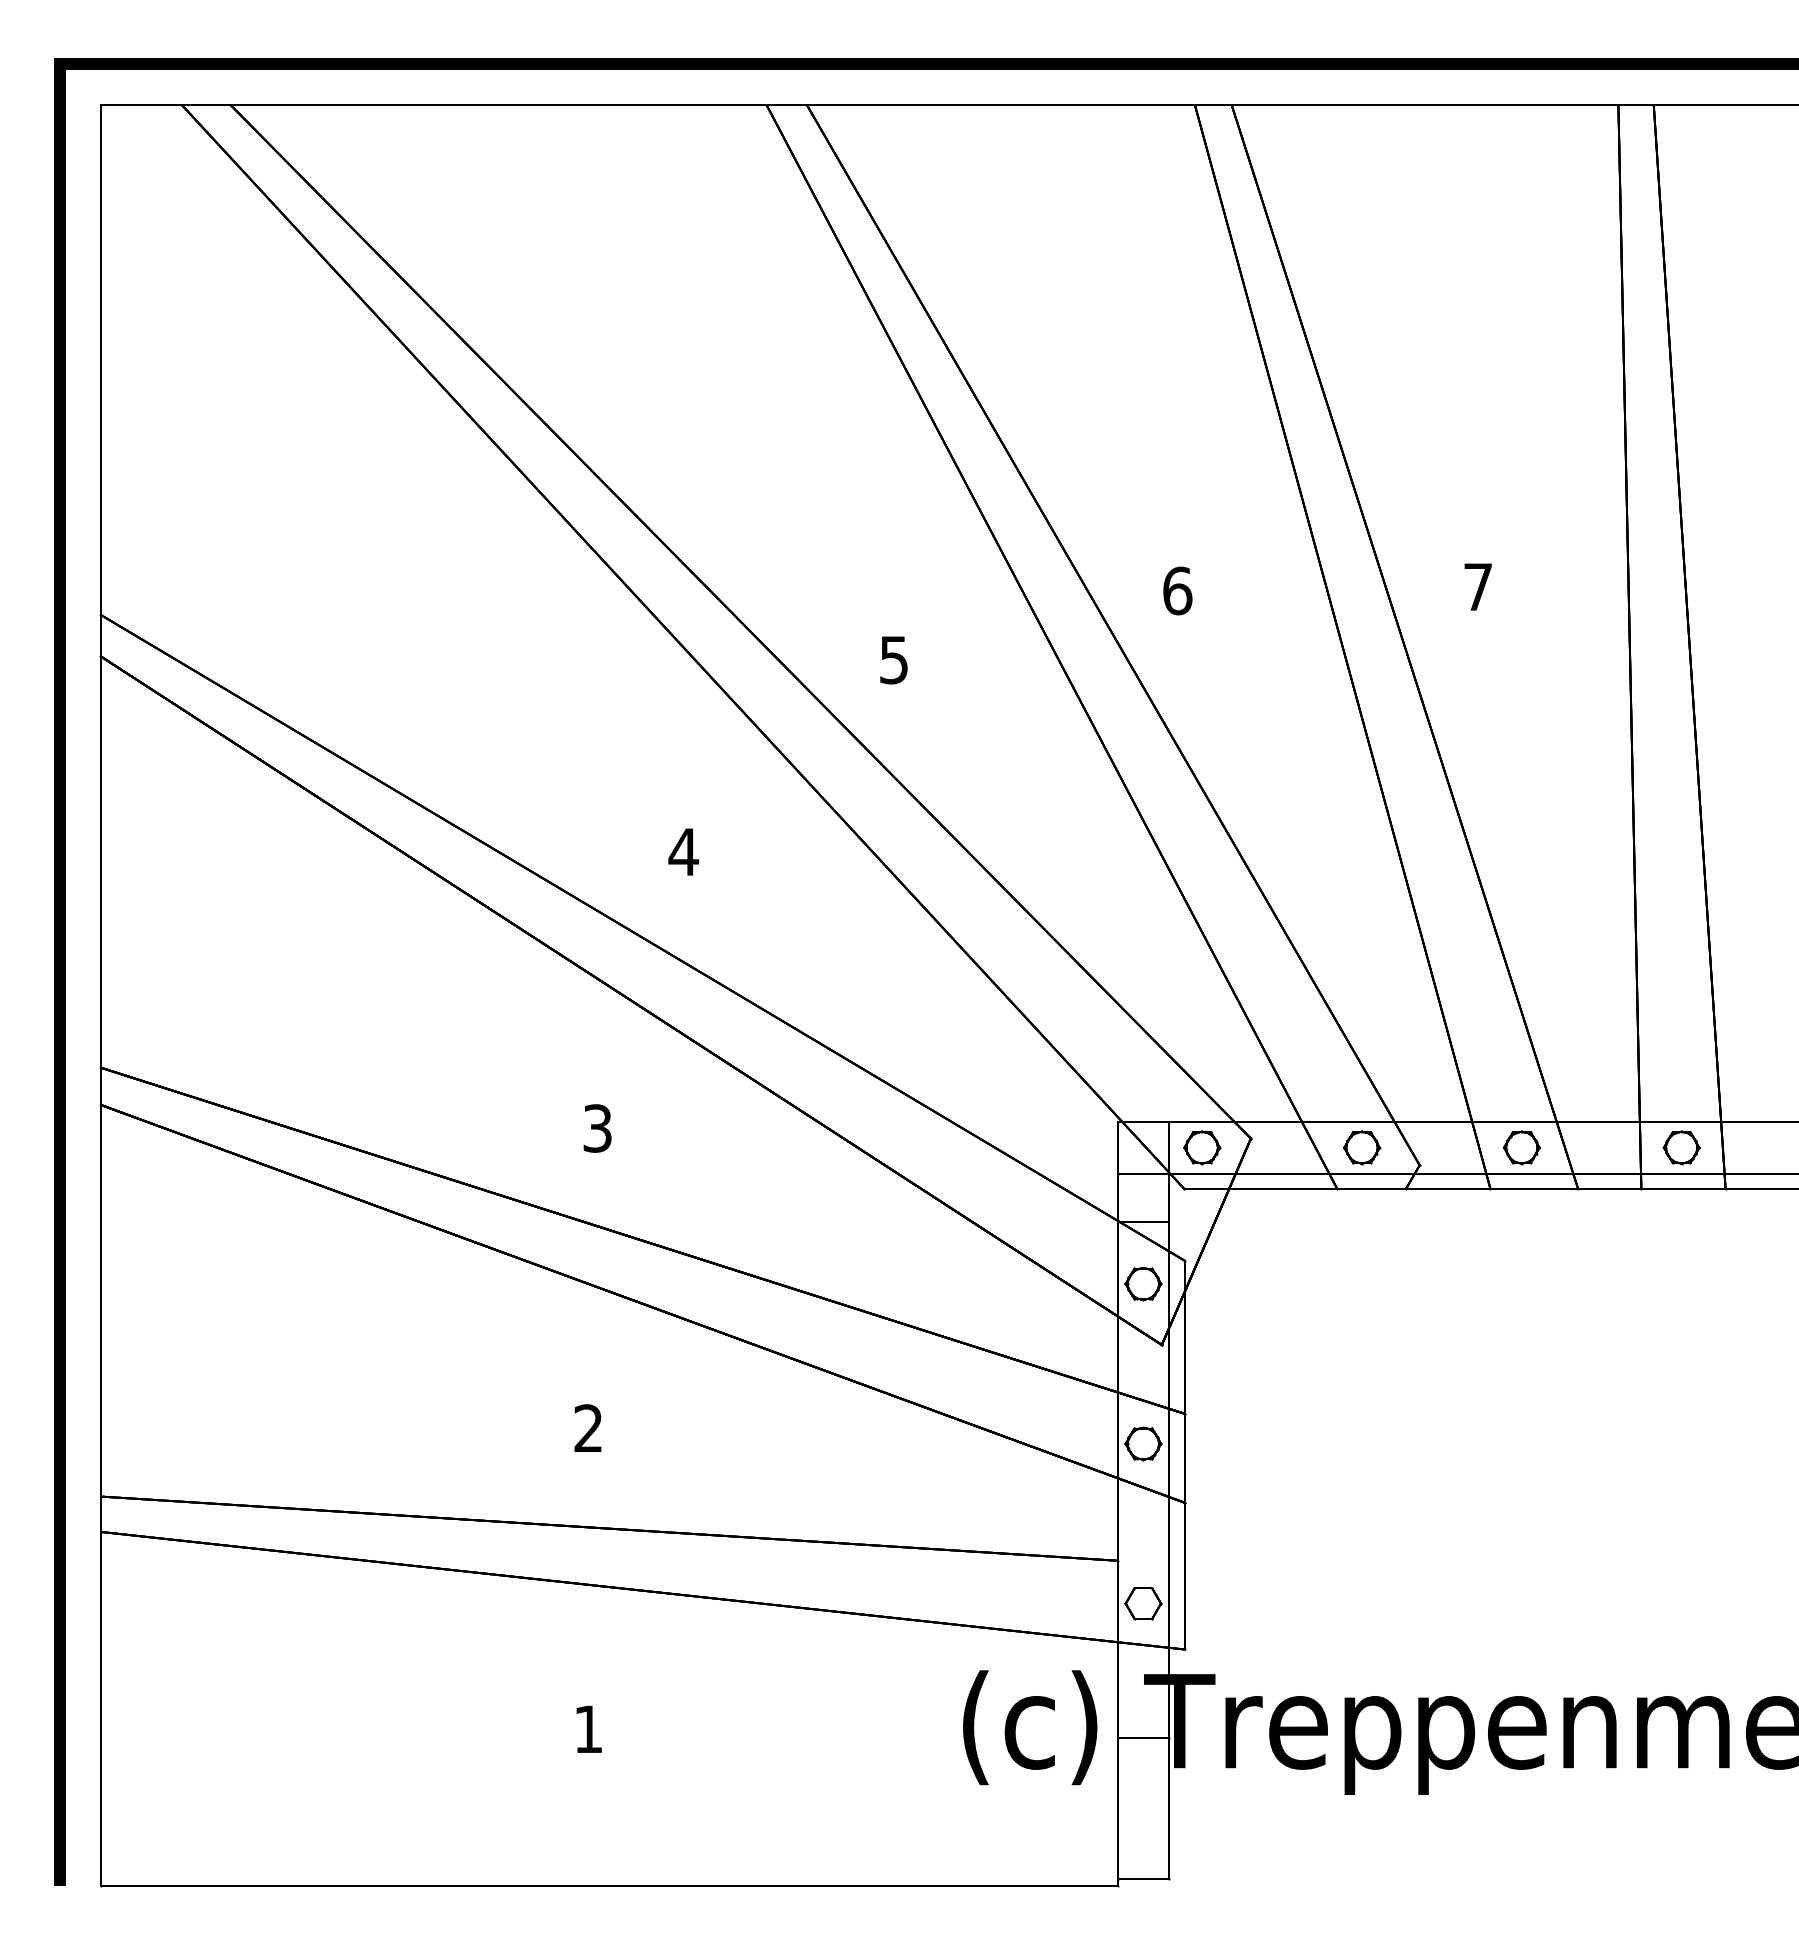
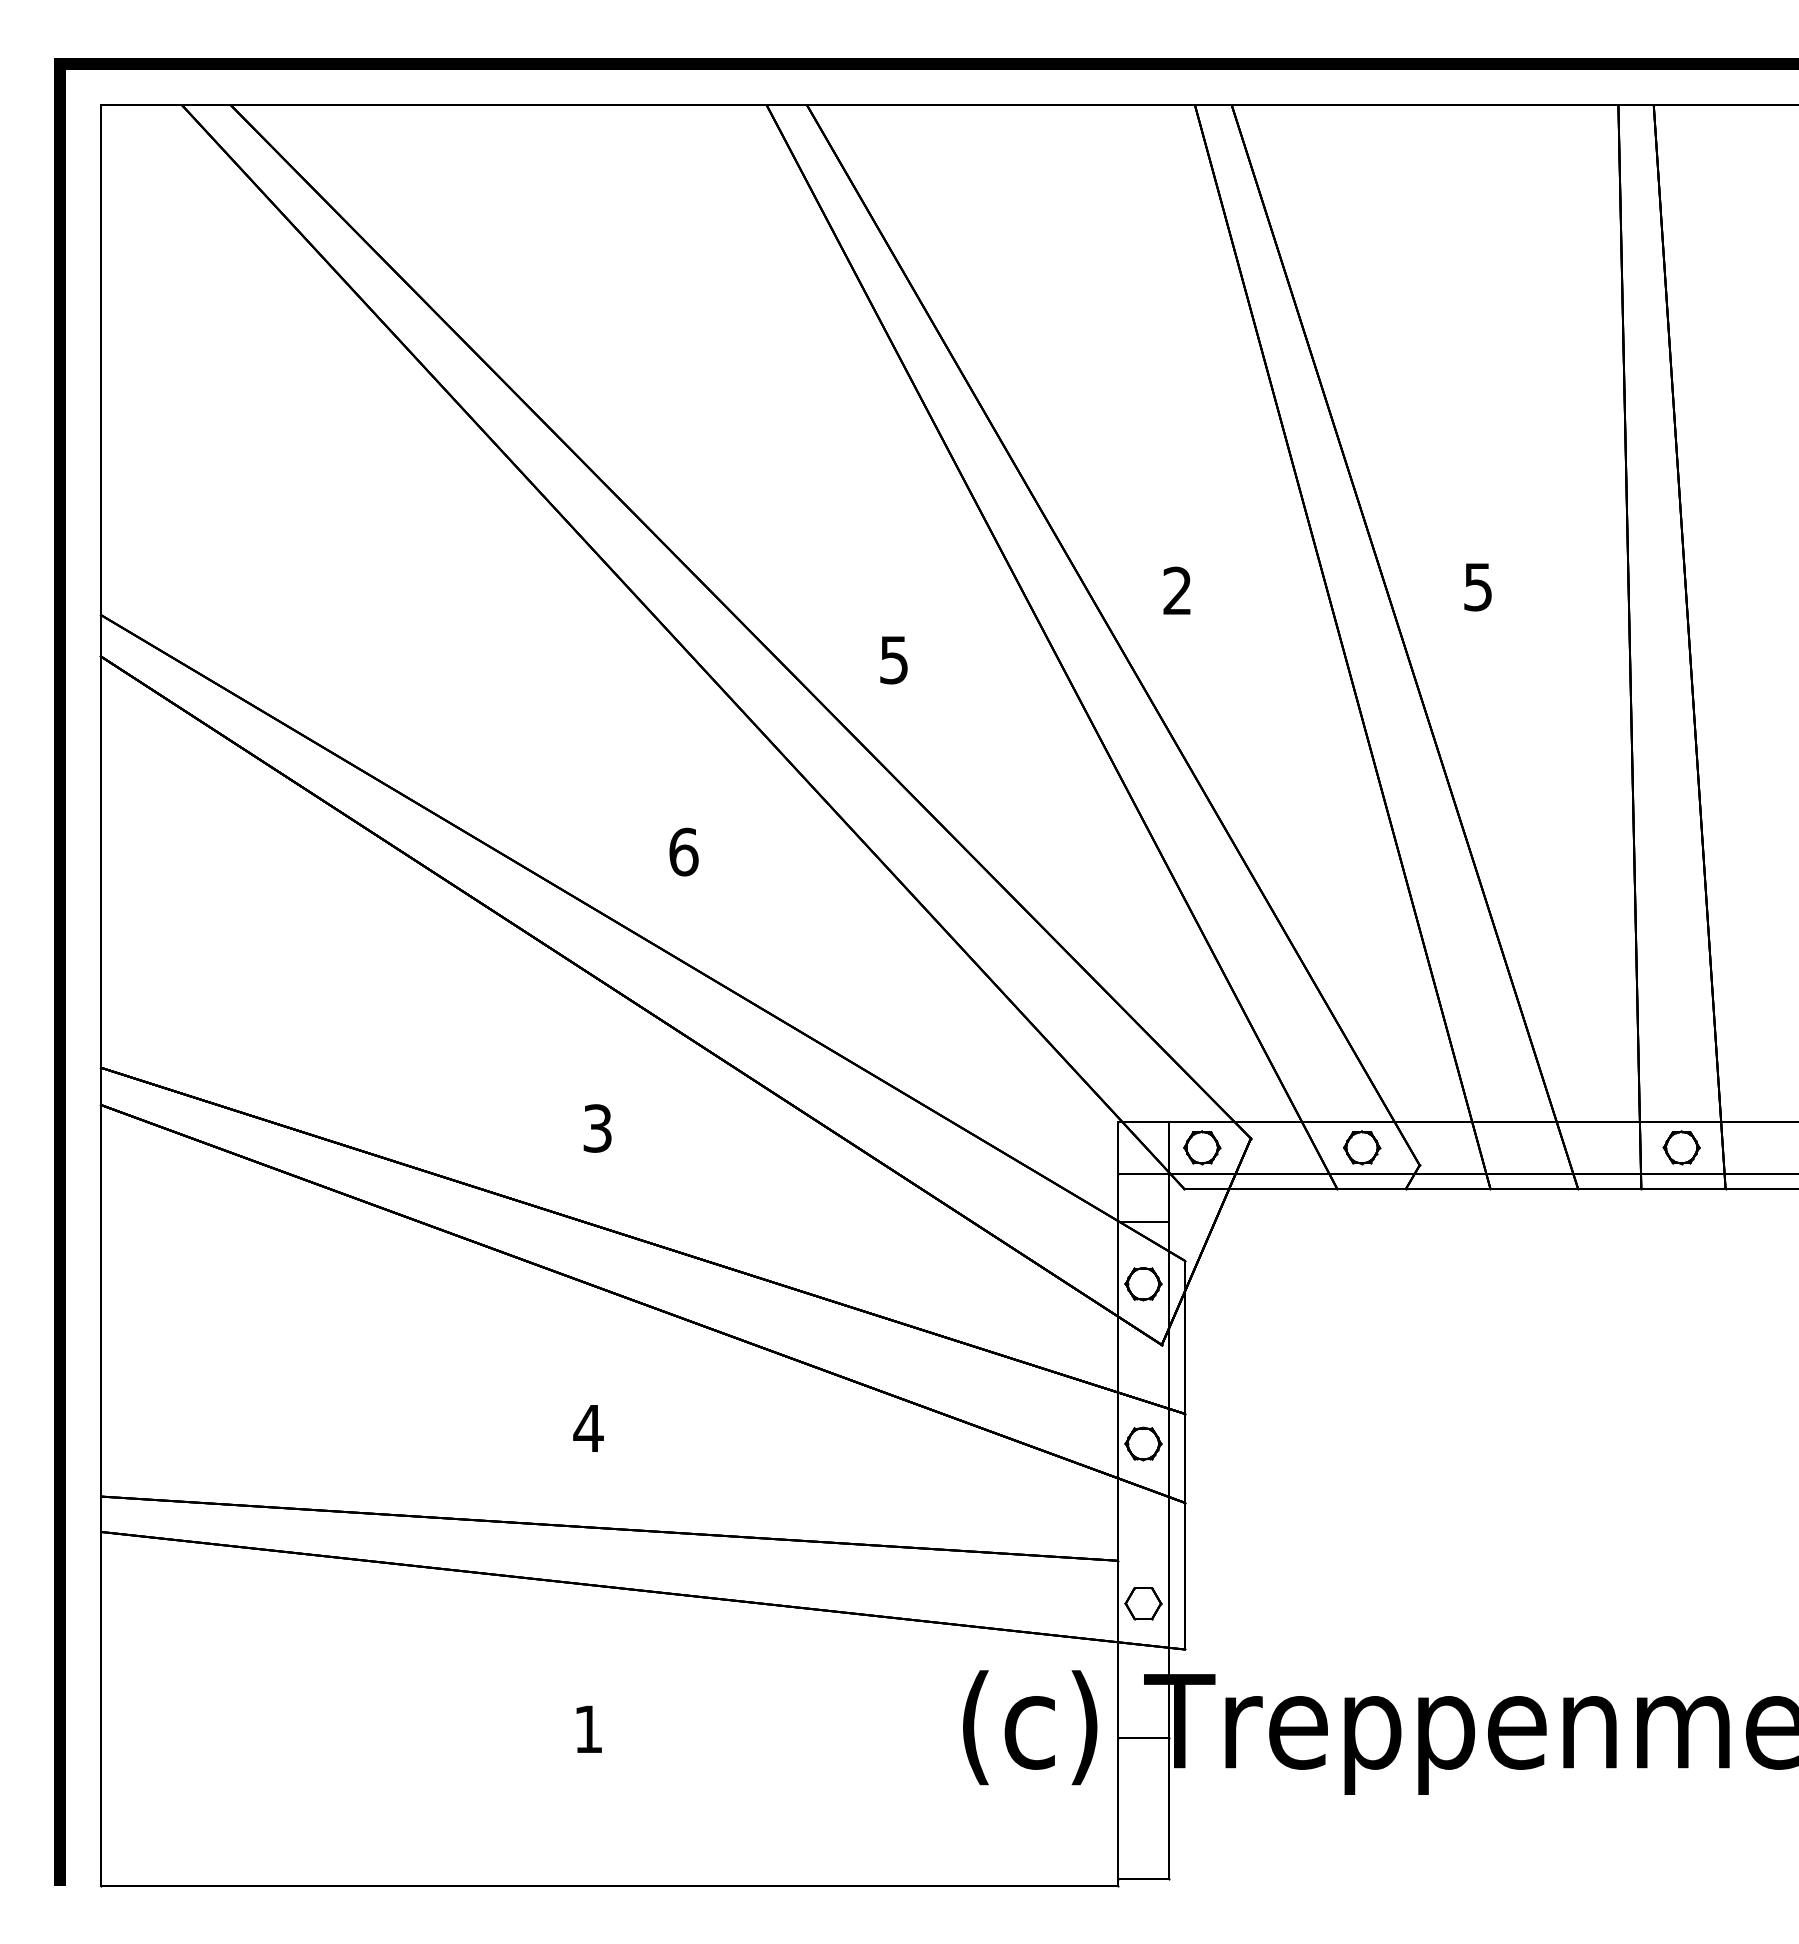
text: 7 -> 5 (1477, 587)
text: 6 -> 2 (1177, 590)
text: 4 -> 6 (683, 851)
part: present -> none (1521, 1147)
text: 2 -> 4 (588, 1427)
